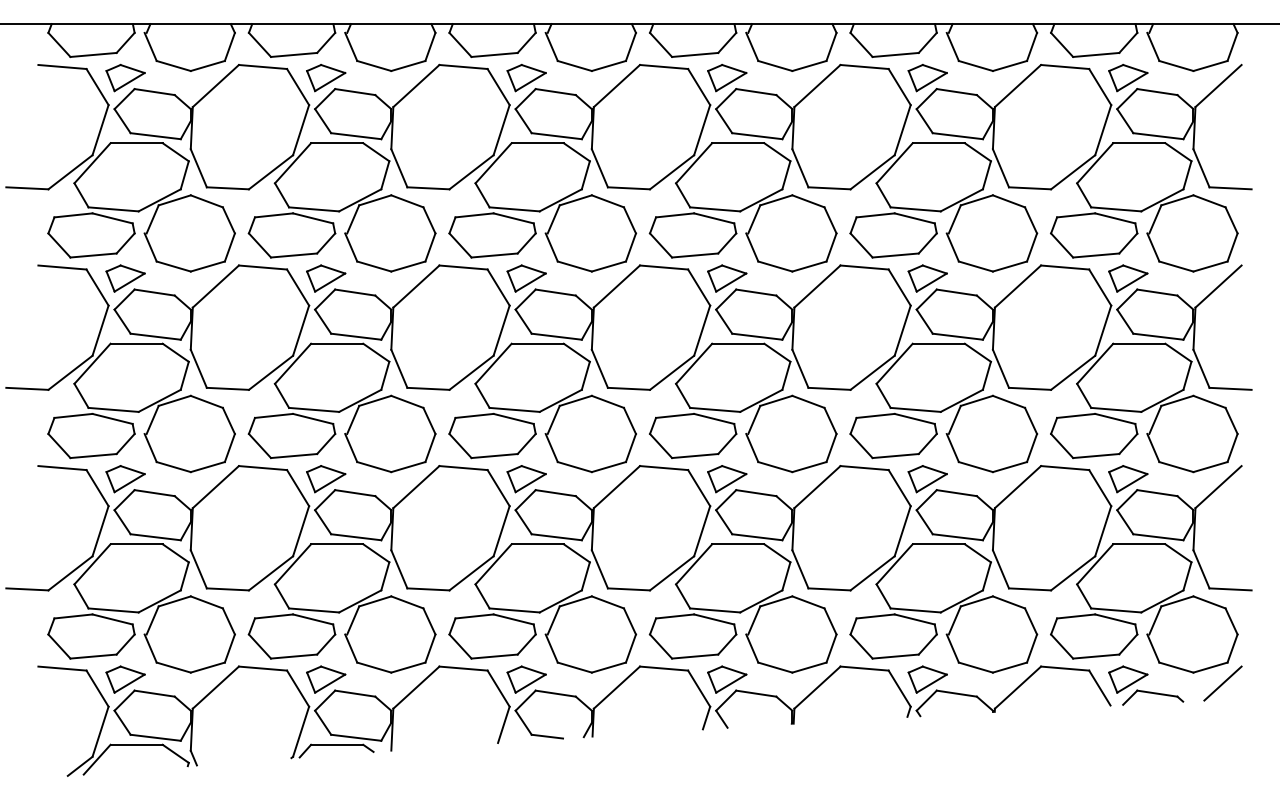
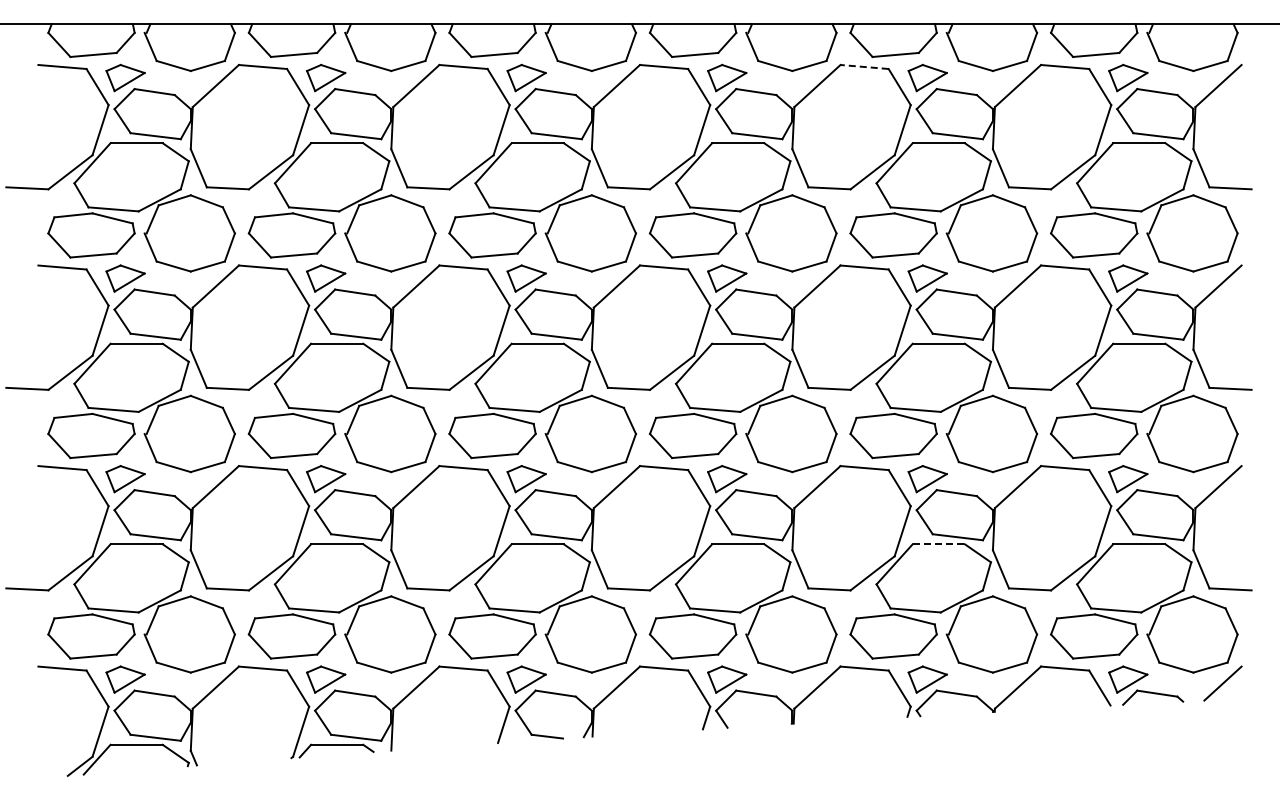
line: solid -> dashed (864, 66)
line: solid -> dashed (939, 544)
